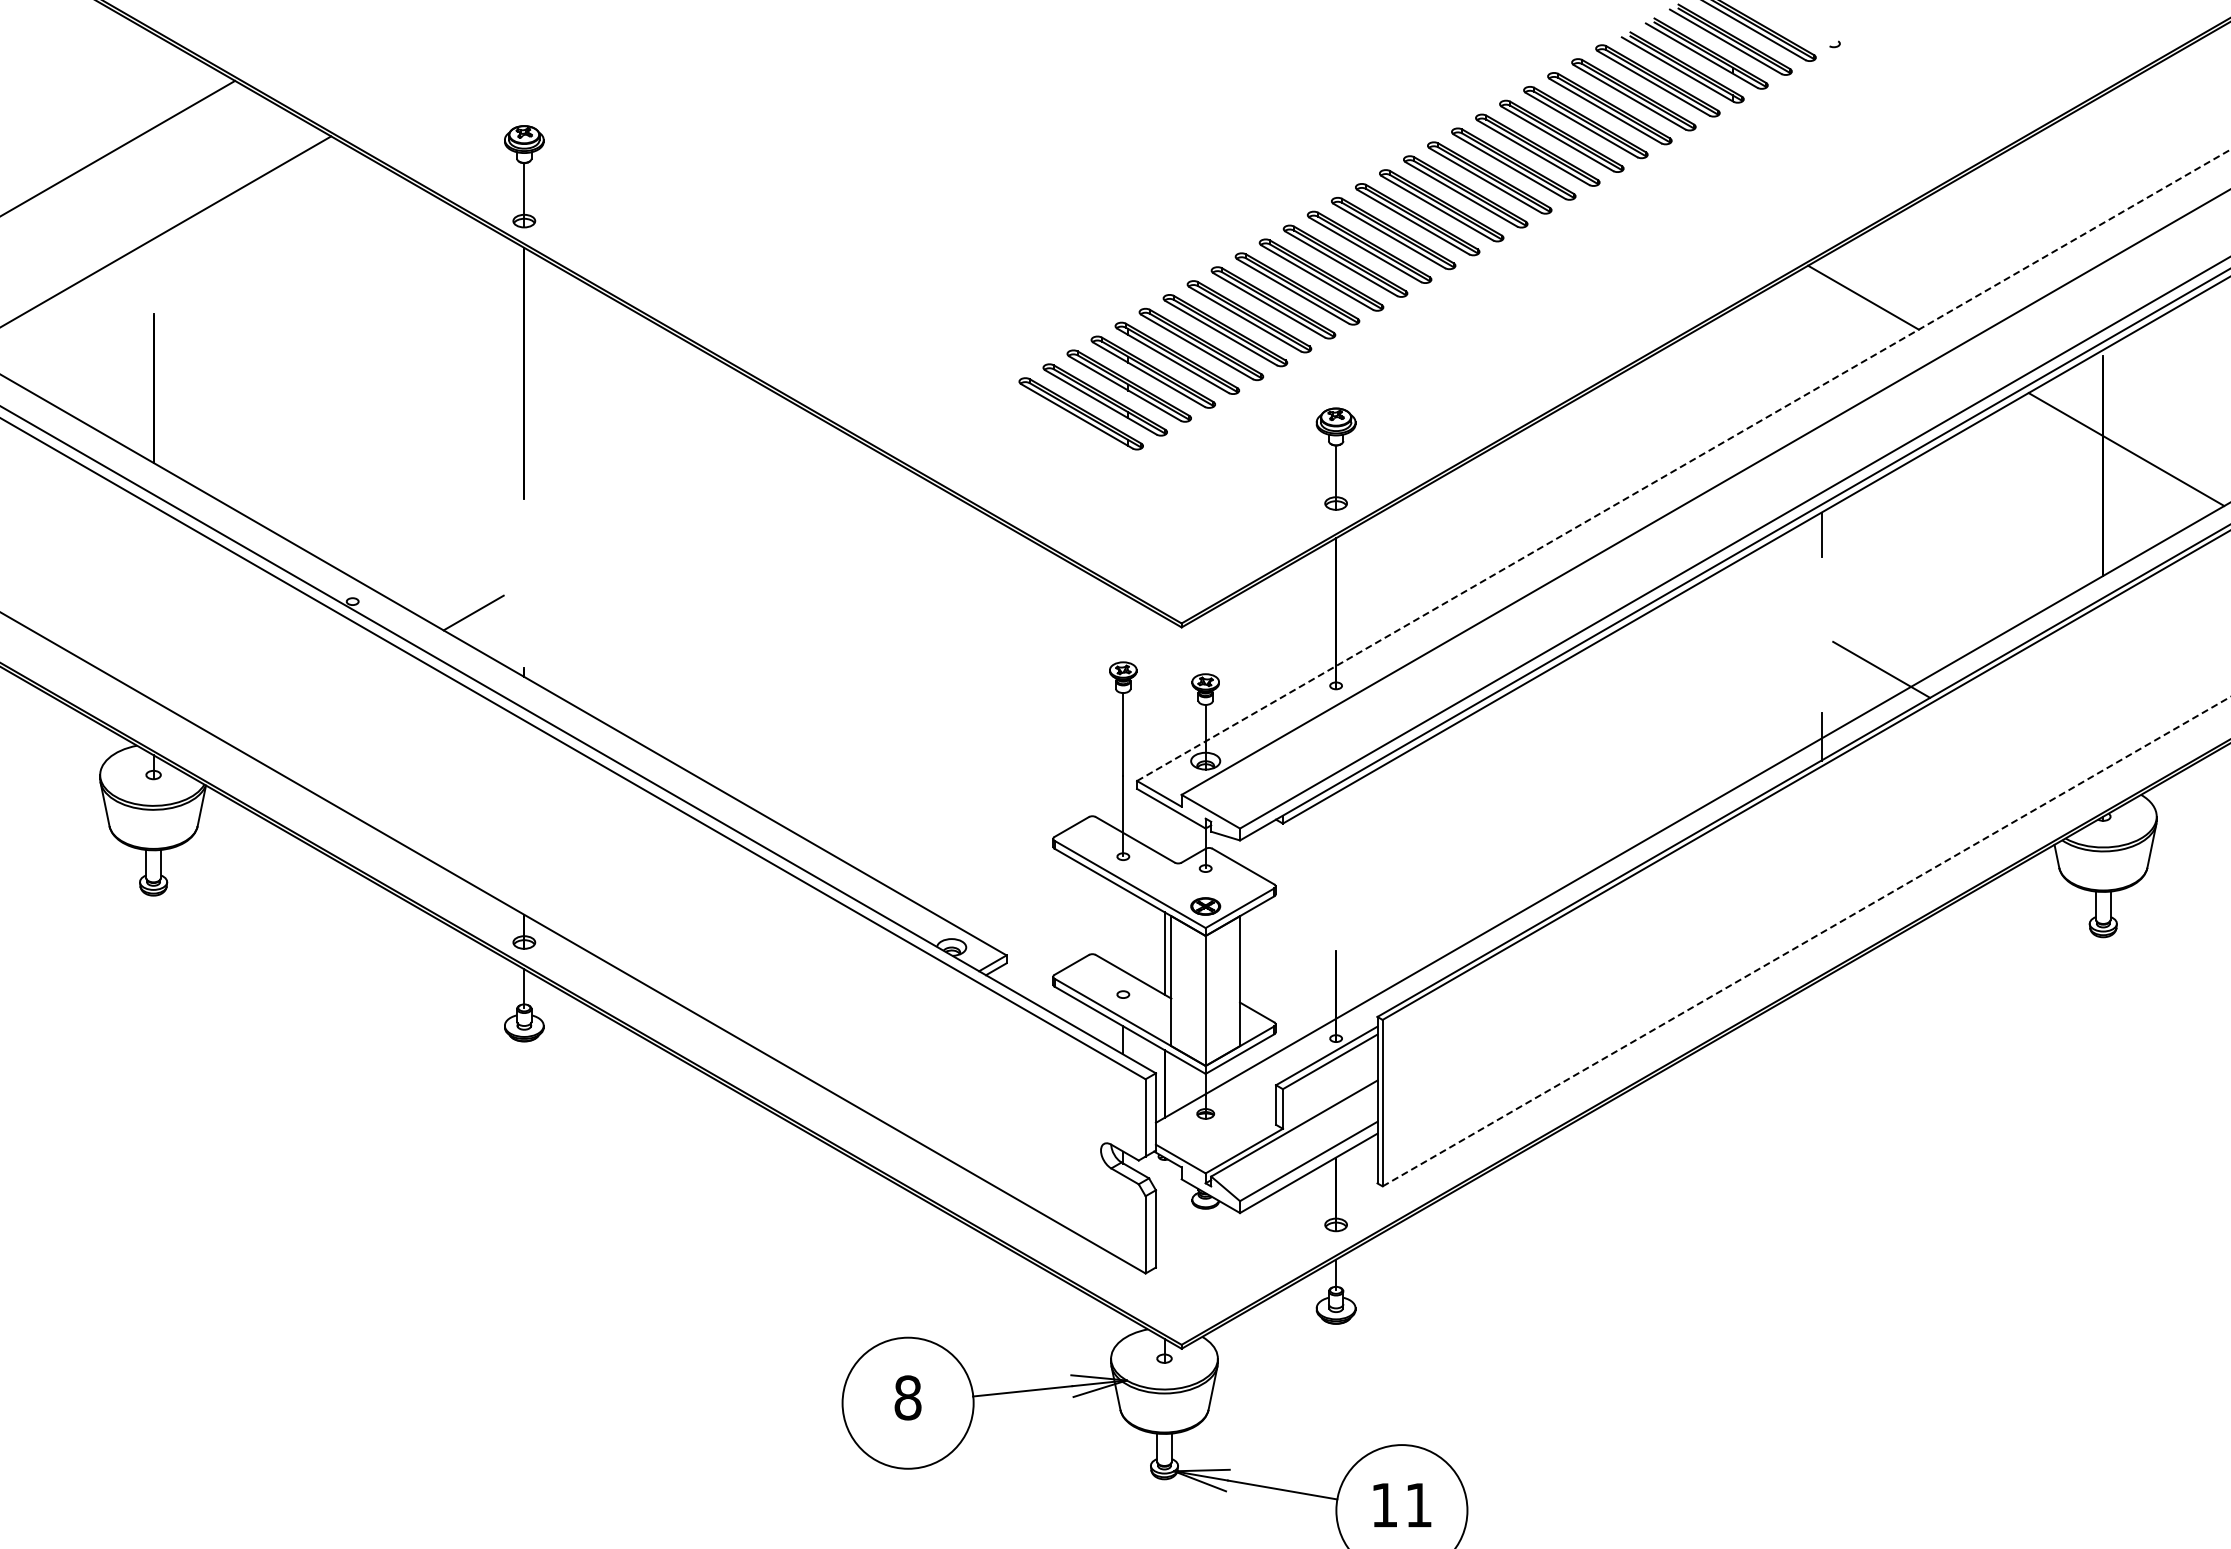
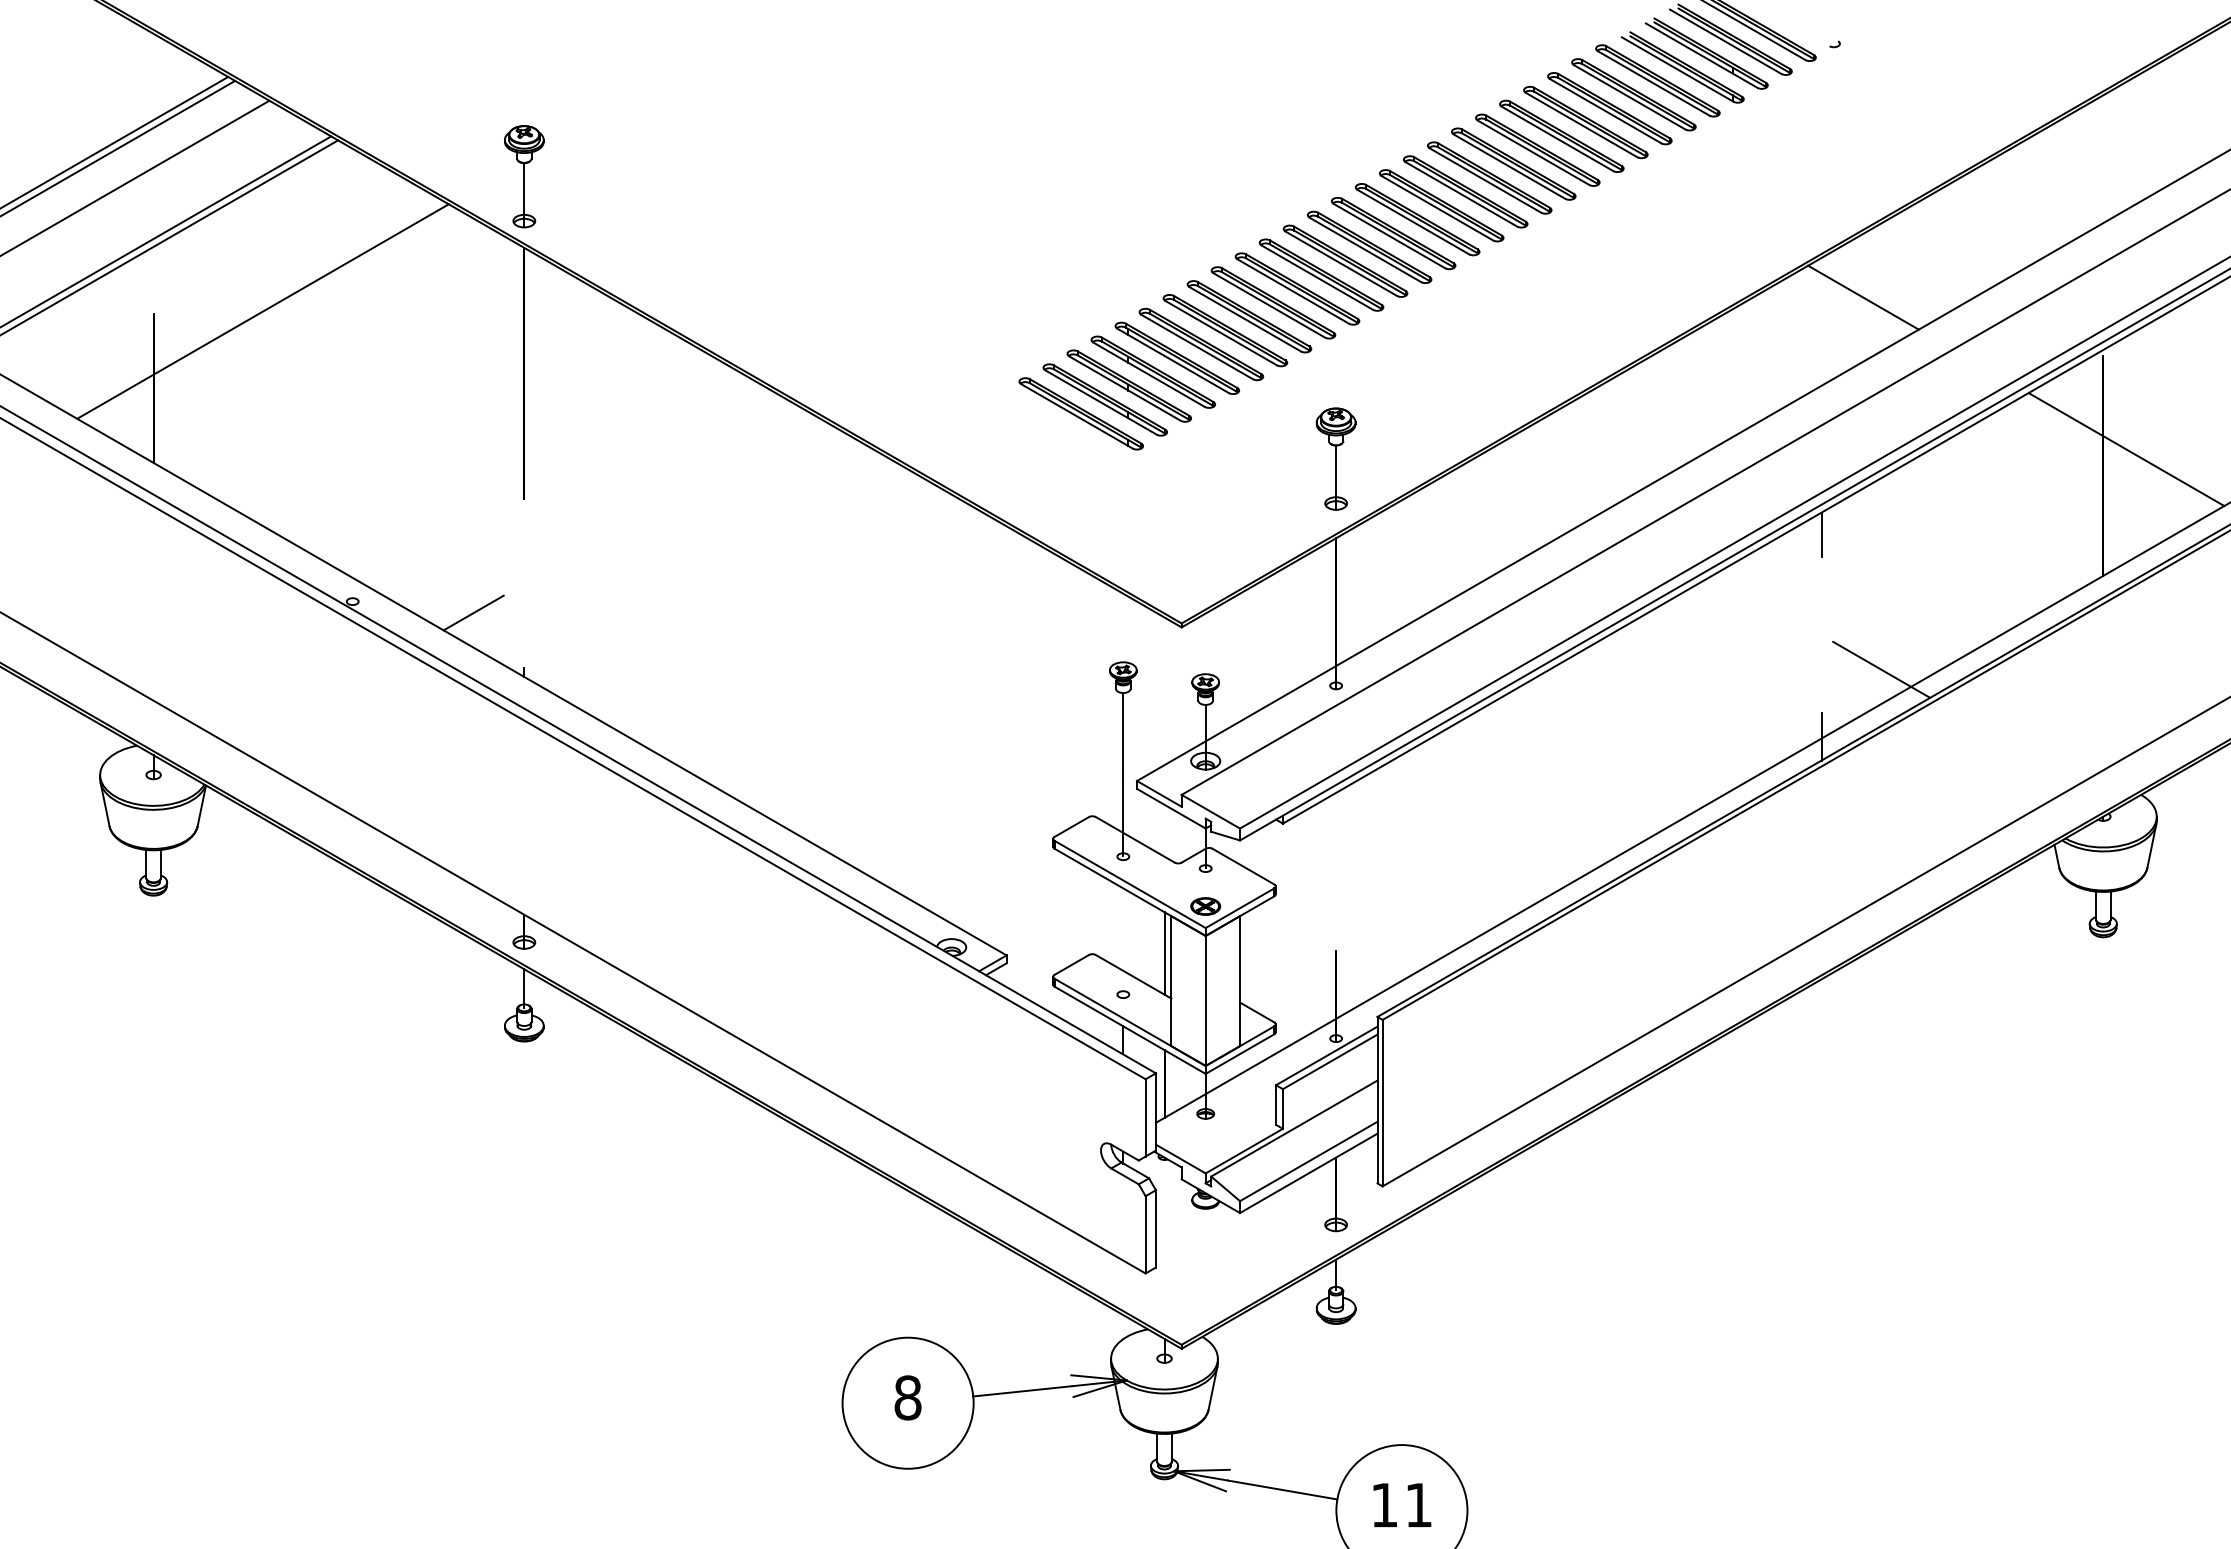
line: none -> present (115, 141)
line: none -> present (135, 177)
line: none -> present (170, 237)
line: none -> present (262, 311)
line: dashed -> solid (1684, 465)
line: dashed -> solid (1806, 941)
